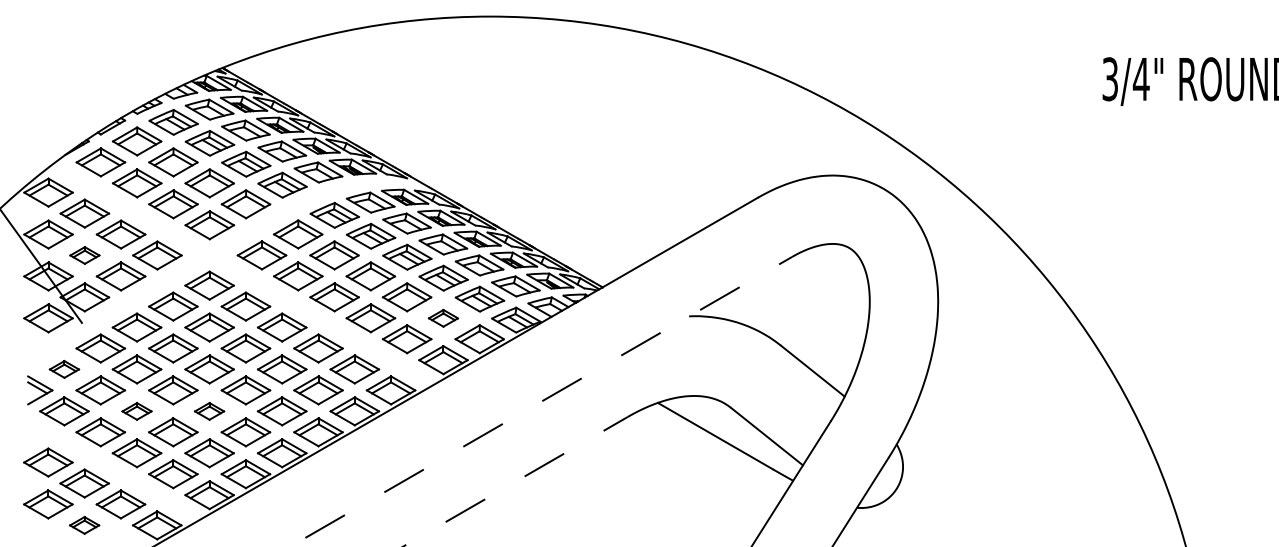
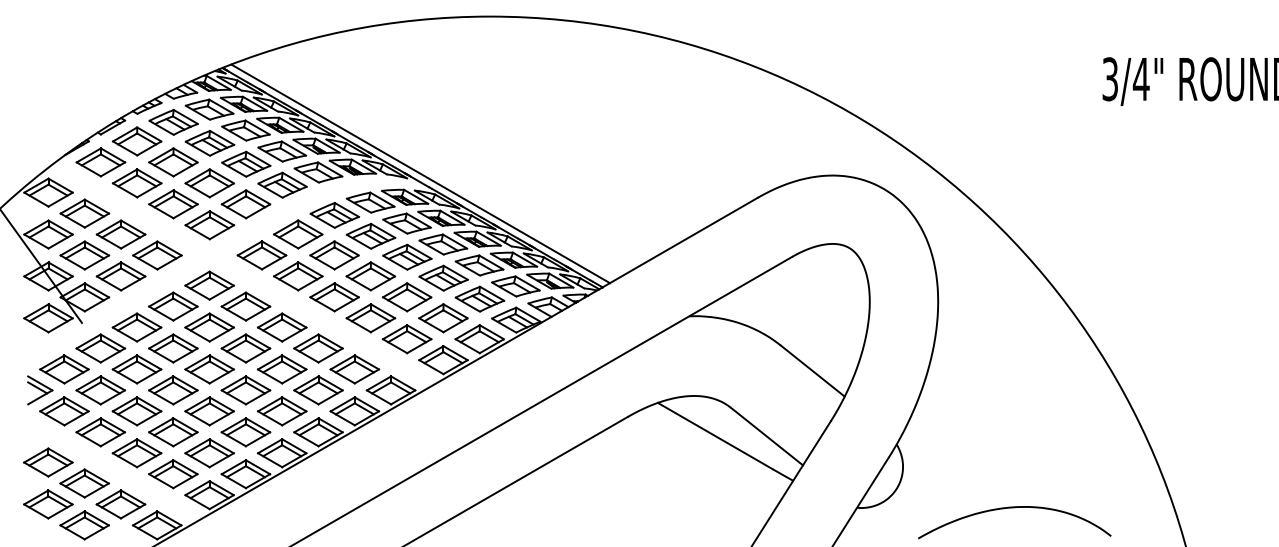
line: none -> present (420, 173)
part size: 32x19 px -> 52x31 px (84, 255)
part size: 32x20 px -> 51x31 px (443, 318)
part size: 33x19 px -> 51x31 px (64, 369)
line: dashed -> solid (541, 401)
part size: 32x20 px -> 51x31 px (209, 411)
part size: 32x19 px -> 52x31 px (136, 411)
line: dashed -> solid (515, 481)
curve: none -> present (1014, 508)
part size: 32x20 px -> 51x31 px (84, 525)
